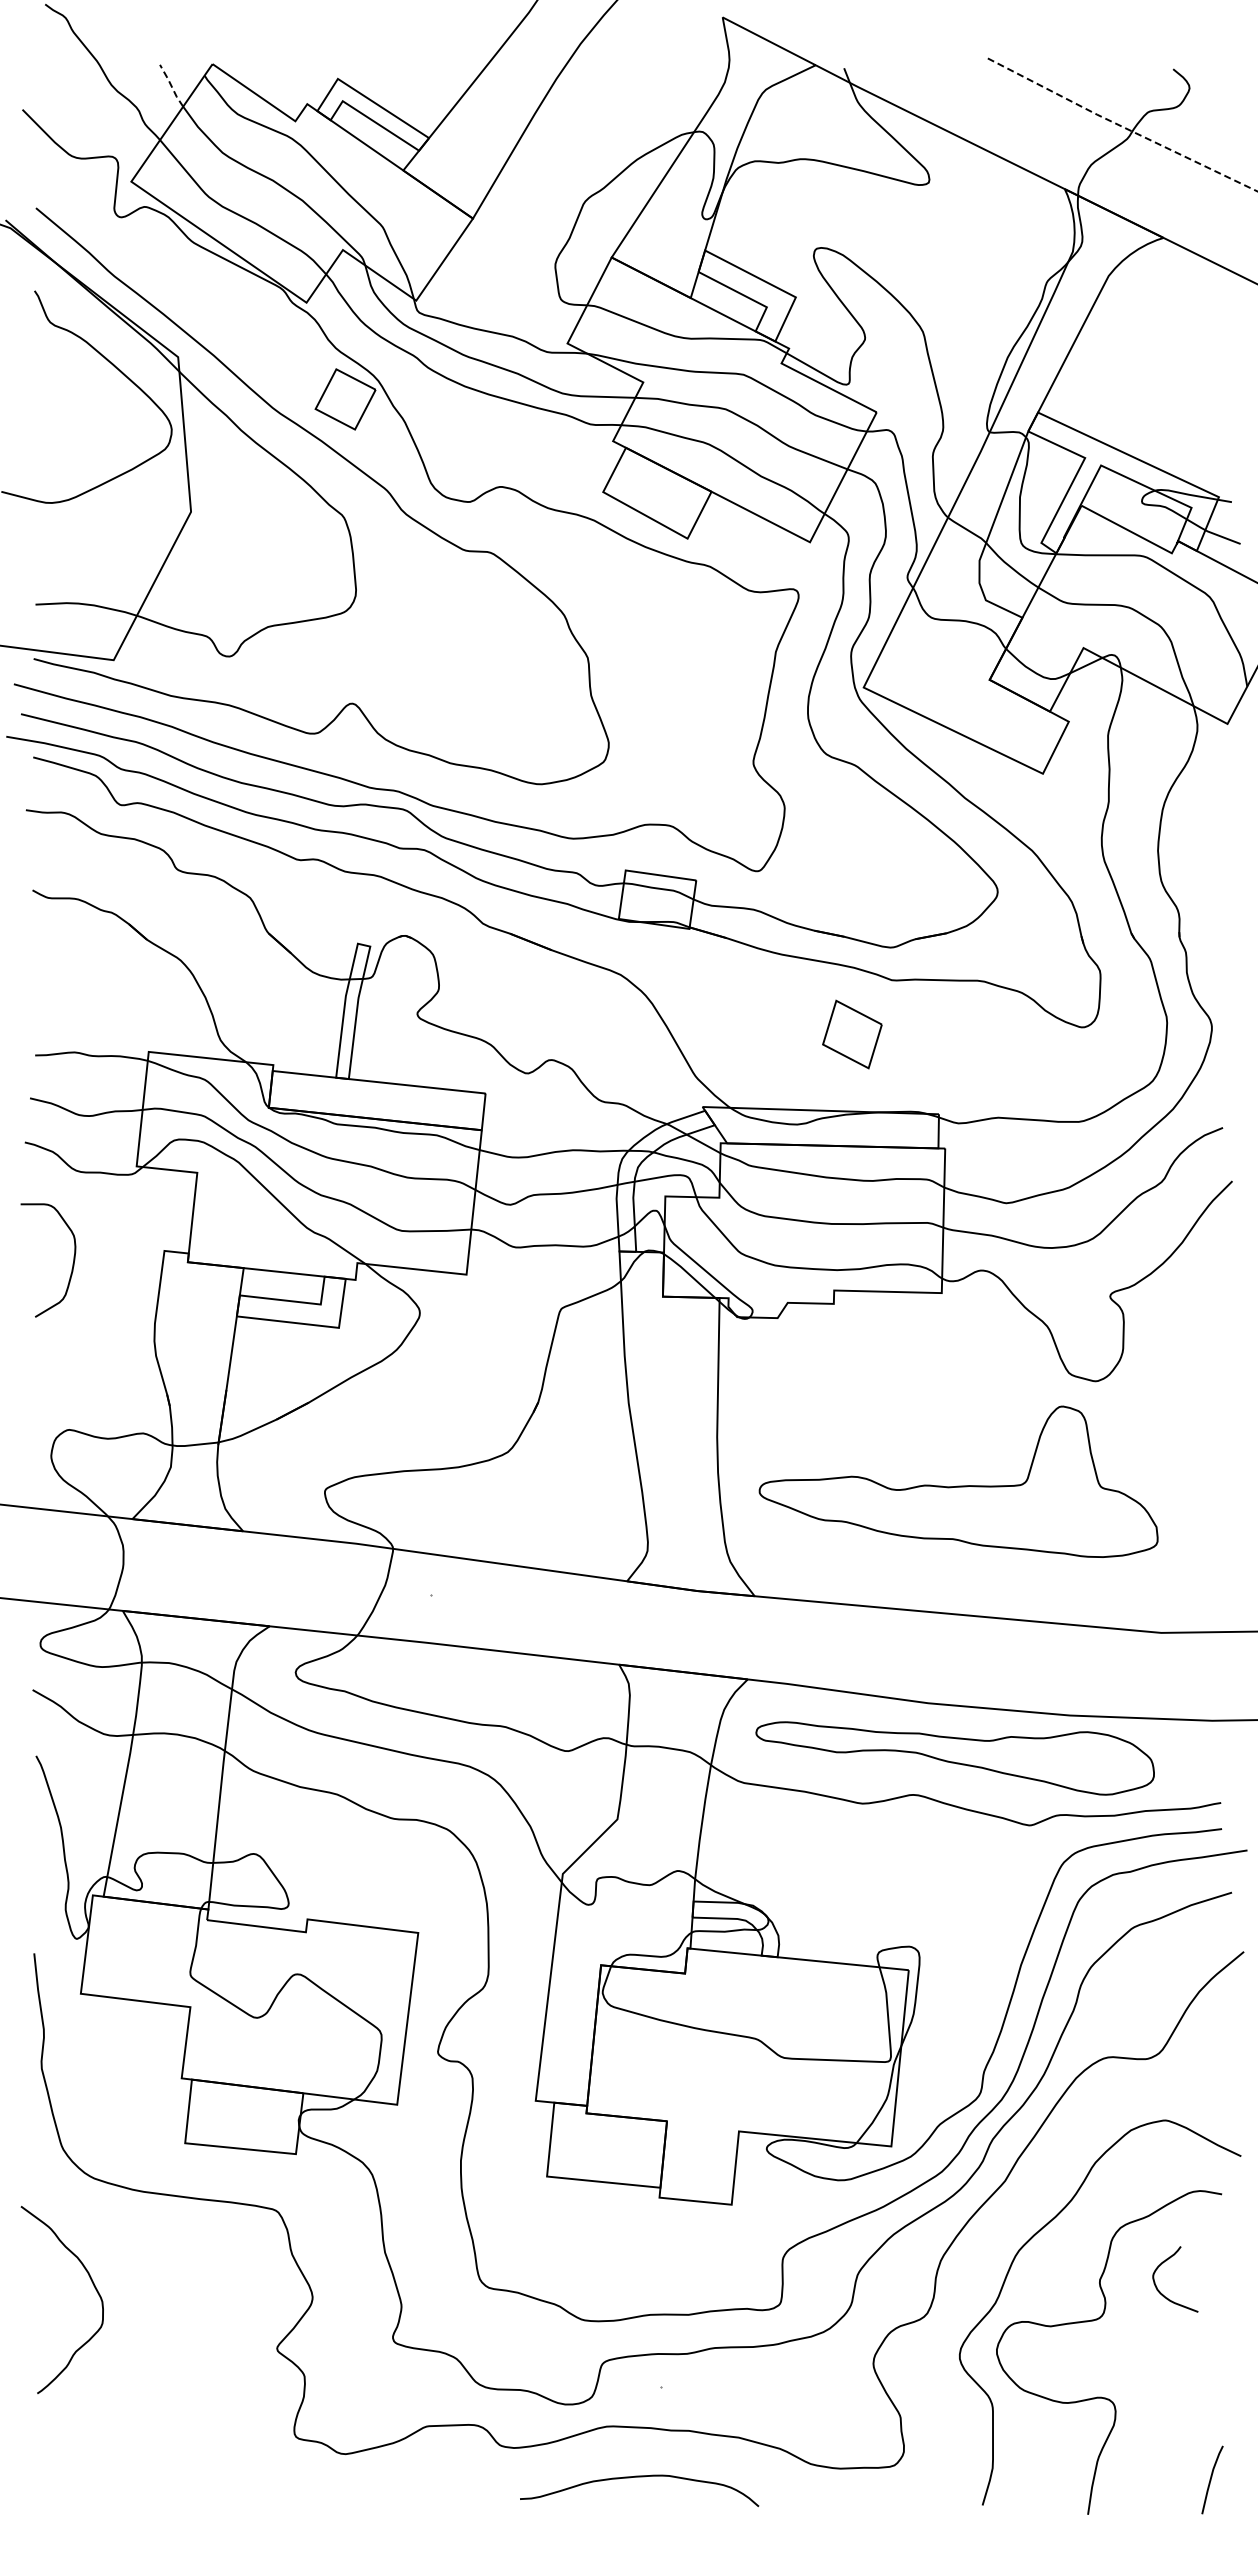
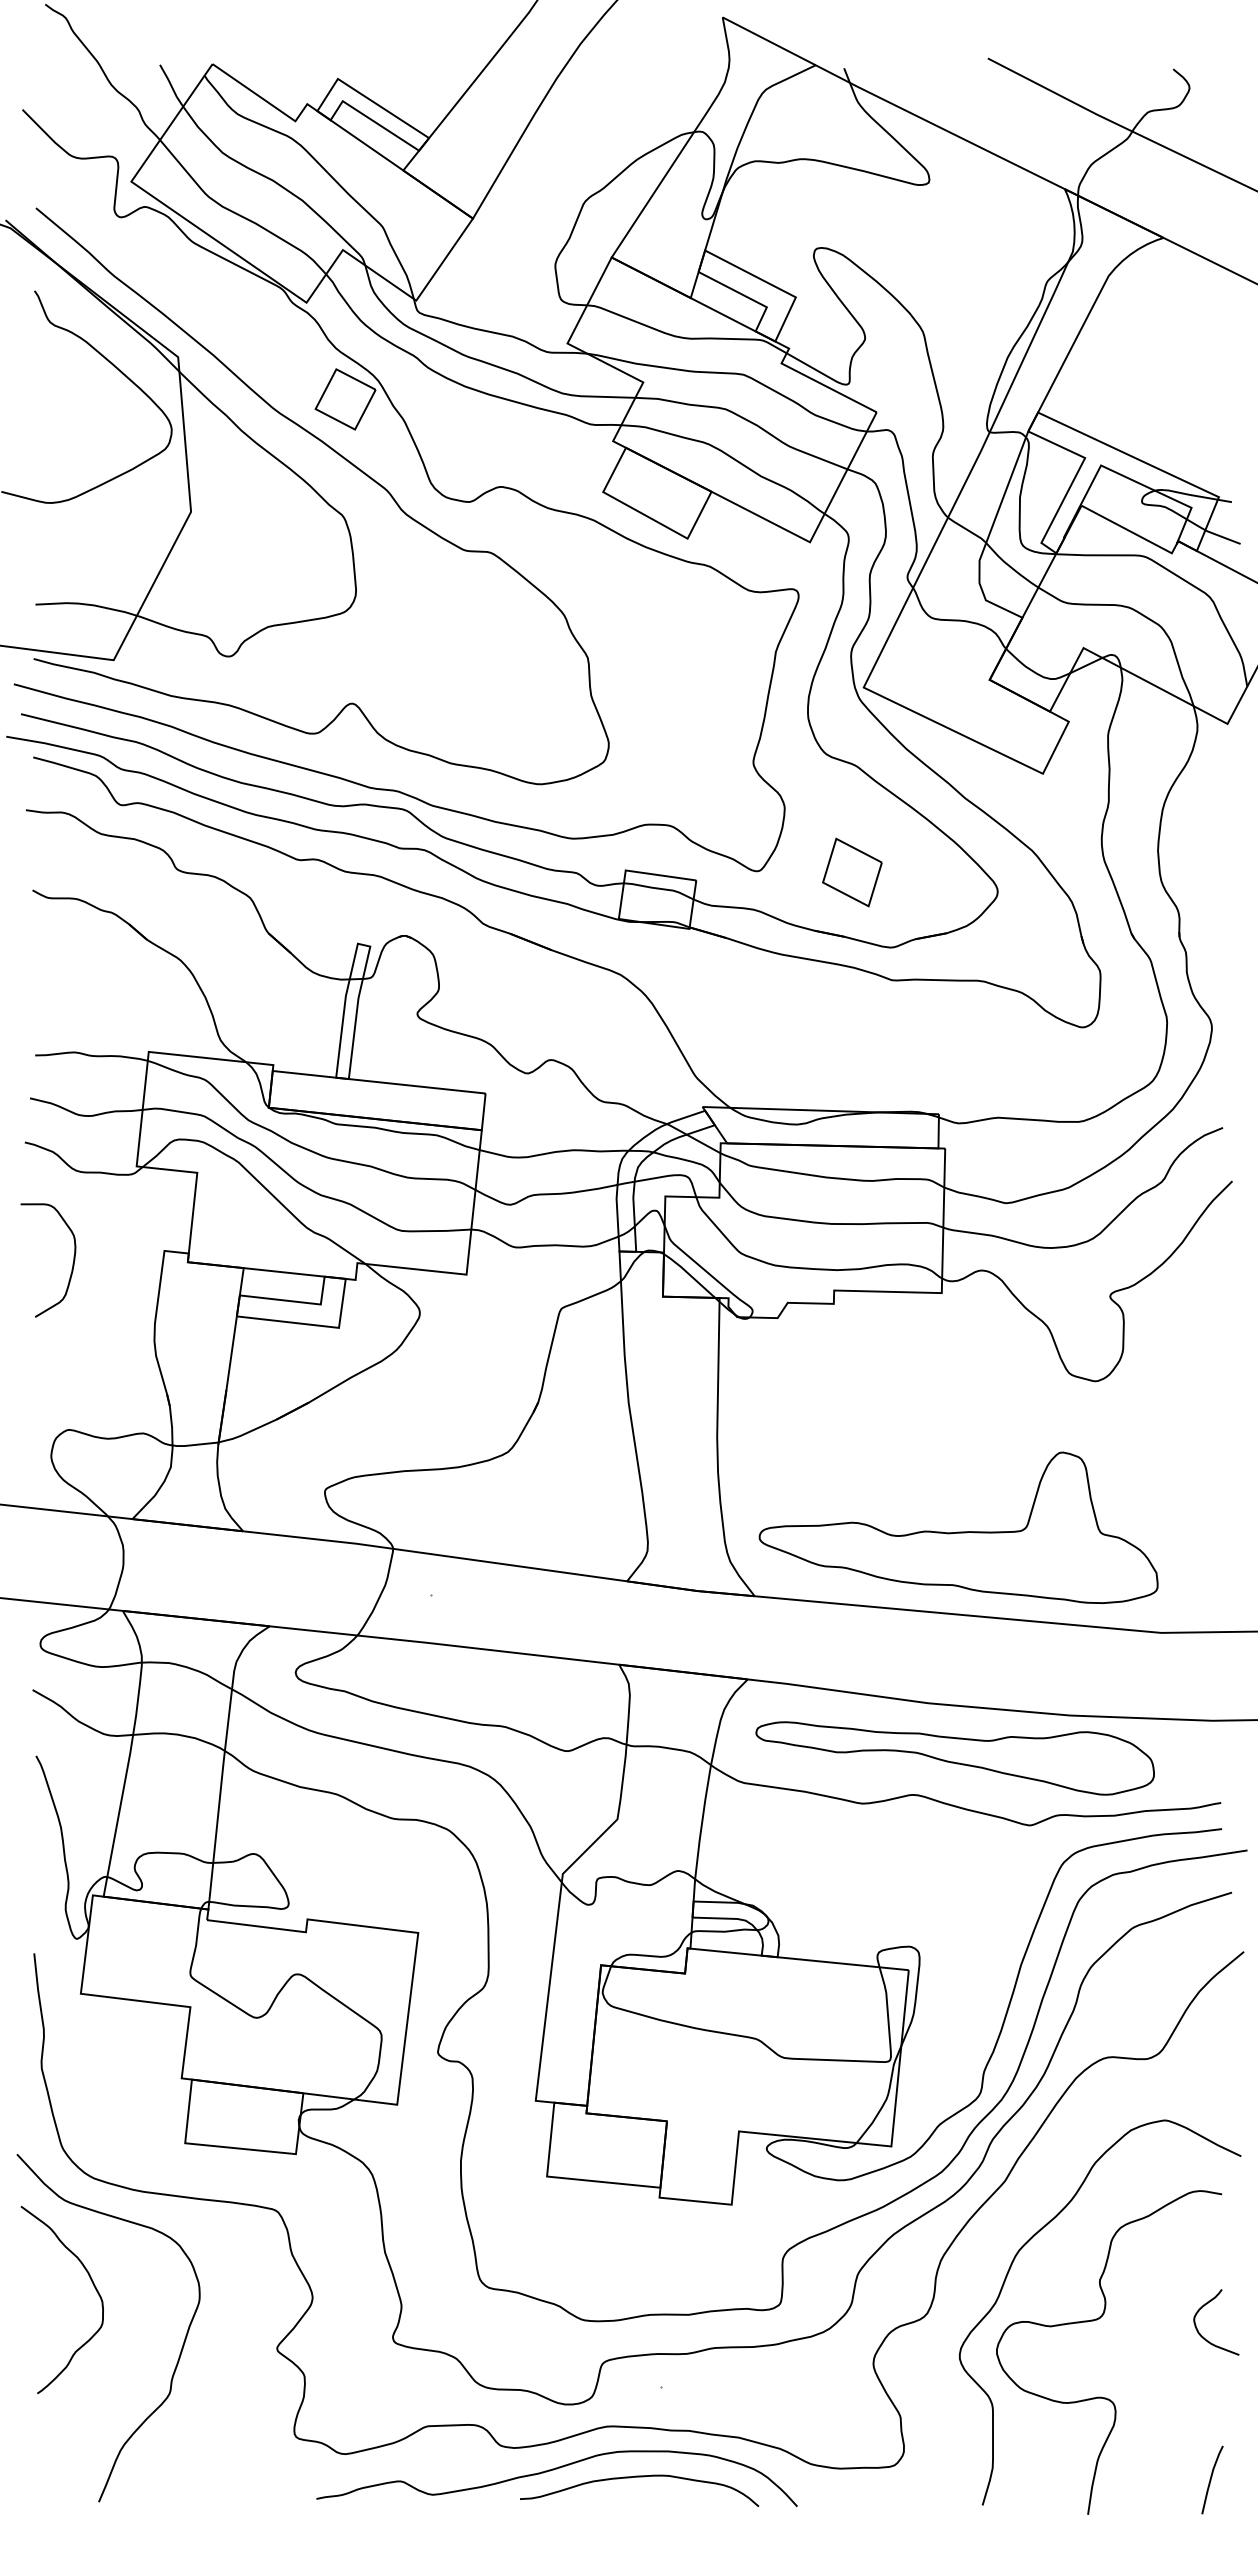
line: dashed -> solid (171, 85)
line: dashed -> solid (1121, 126)
part position: (852, 1034) -> (852, 872) (852, 872)
part position: (958, 1481) -> (958, 1527) (958, 1527)
curve position: (1161, 2292) -> (1202, 2335) (1202, 2335)
curve: none -> present (180, 2350)
curve: none -> present (553, 2470)
